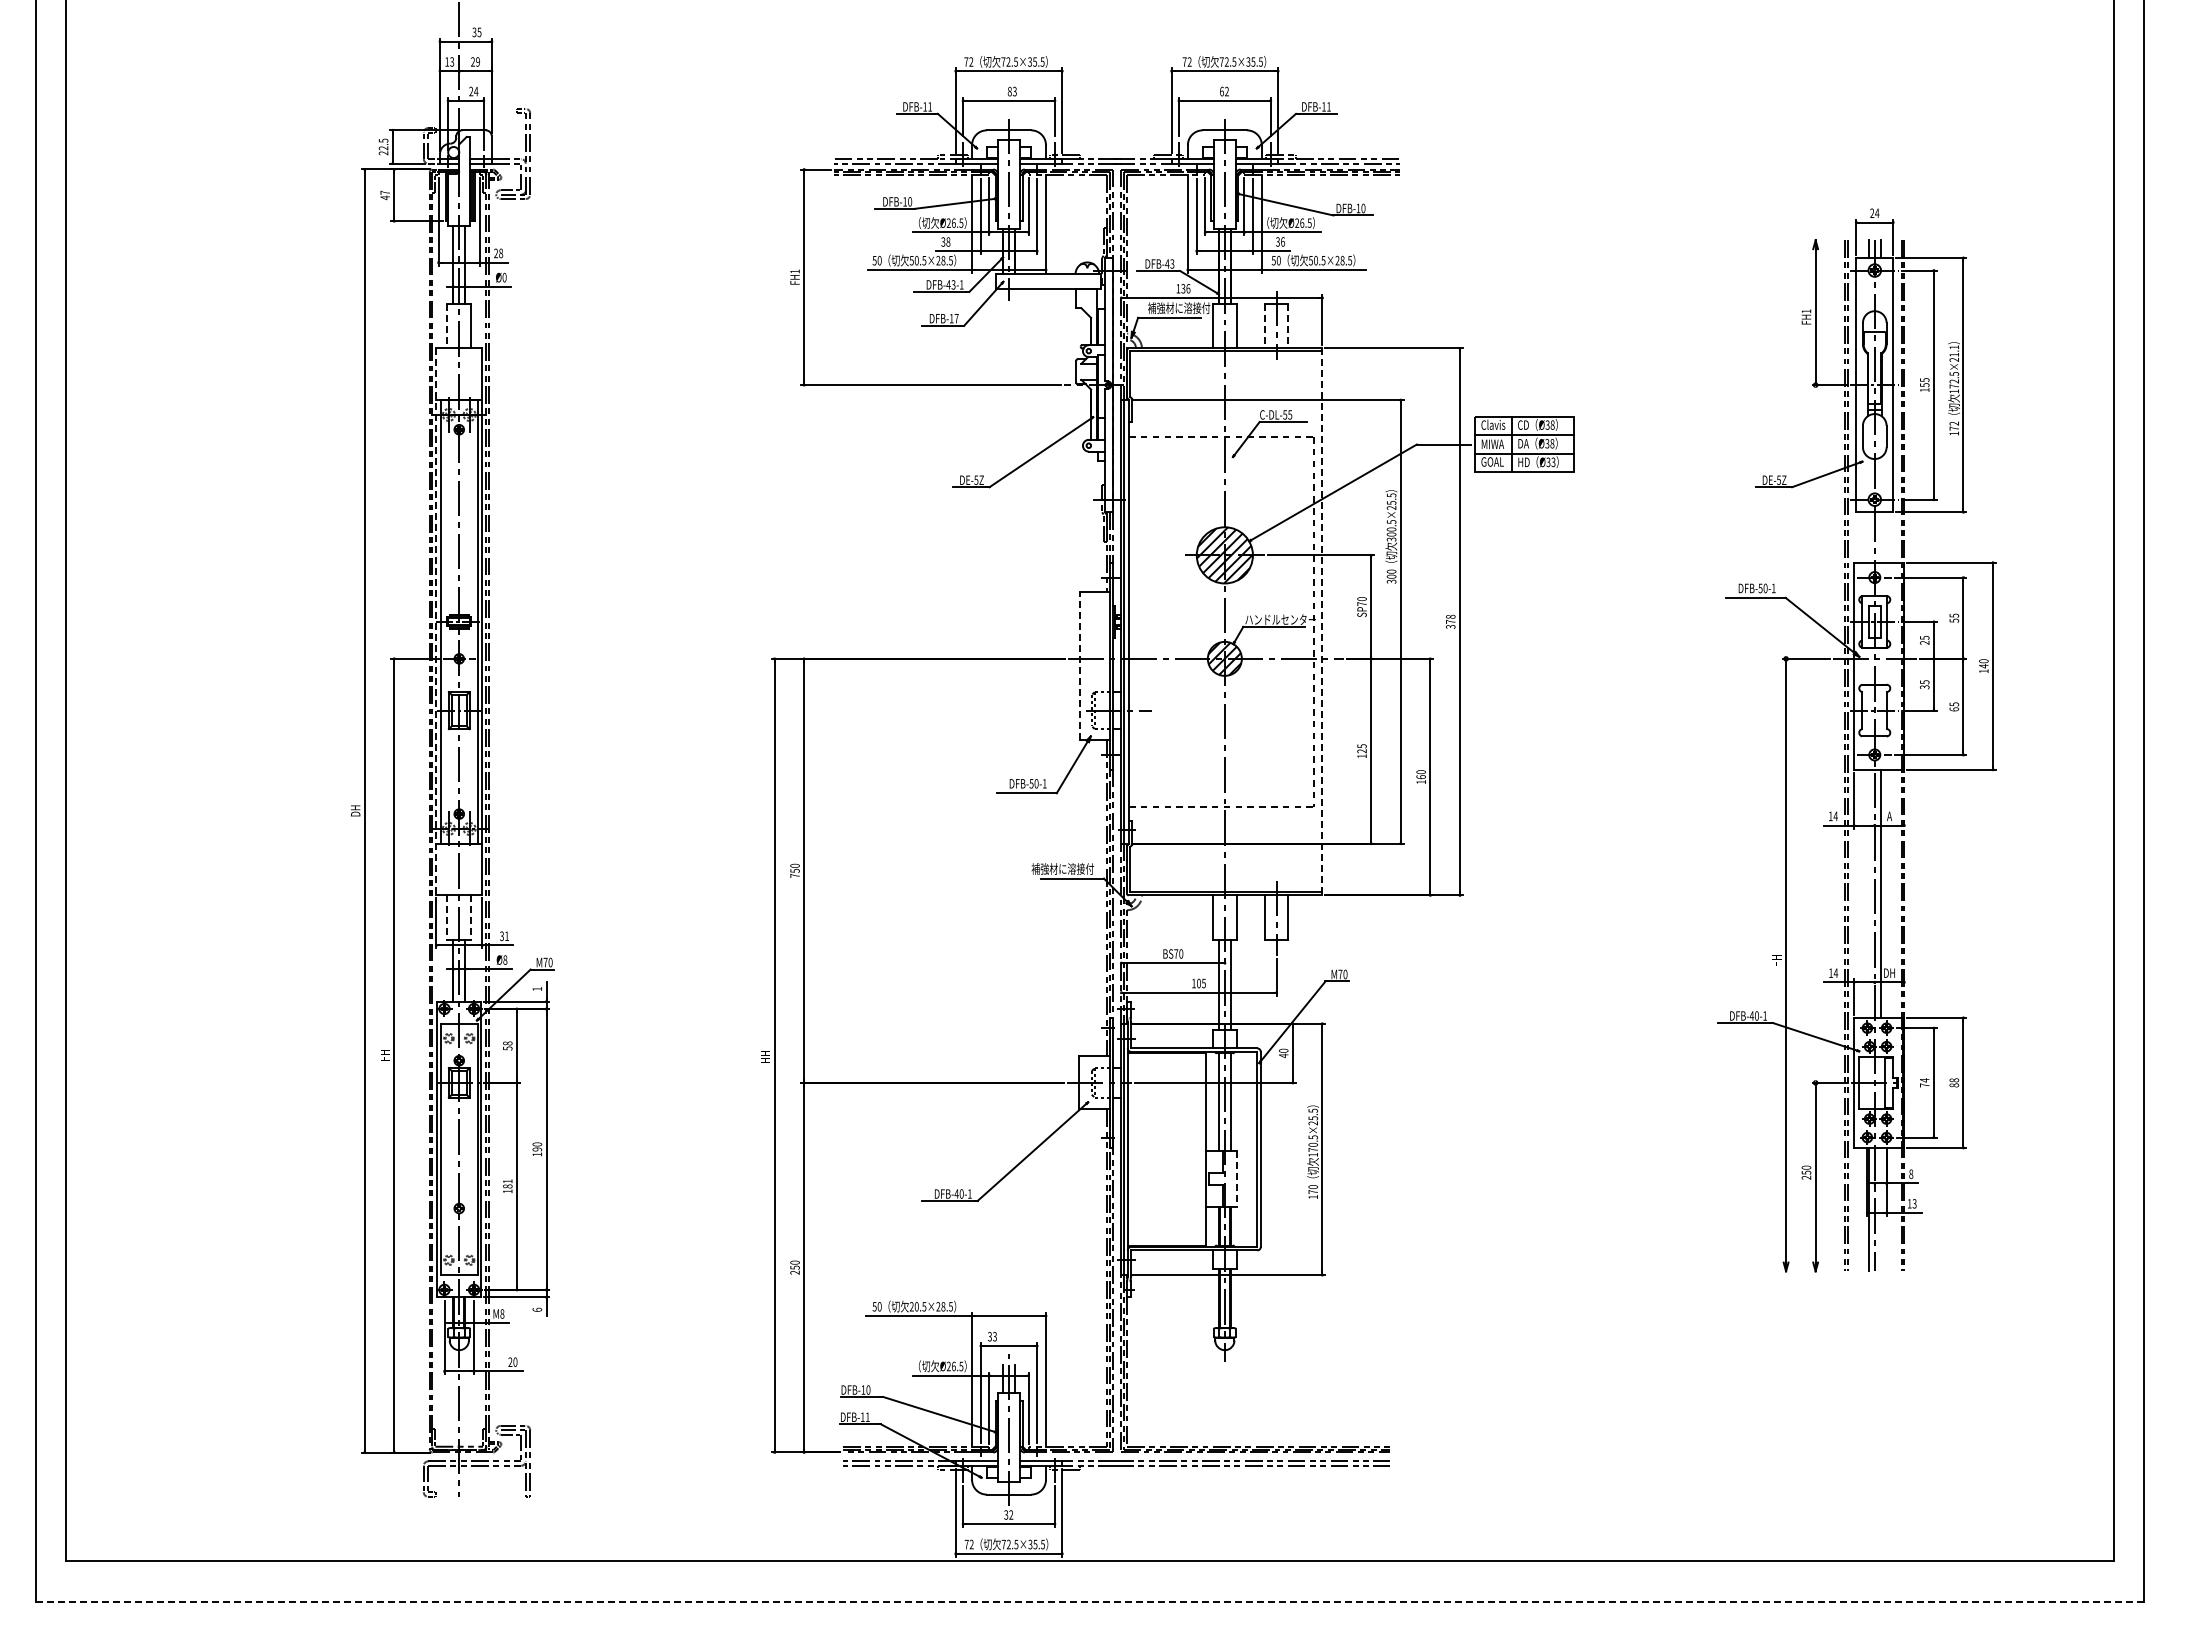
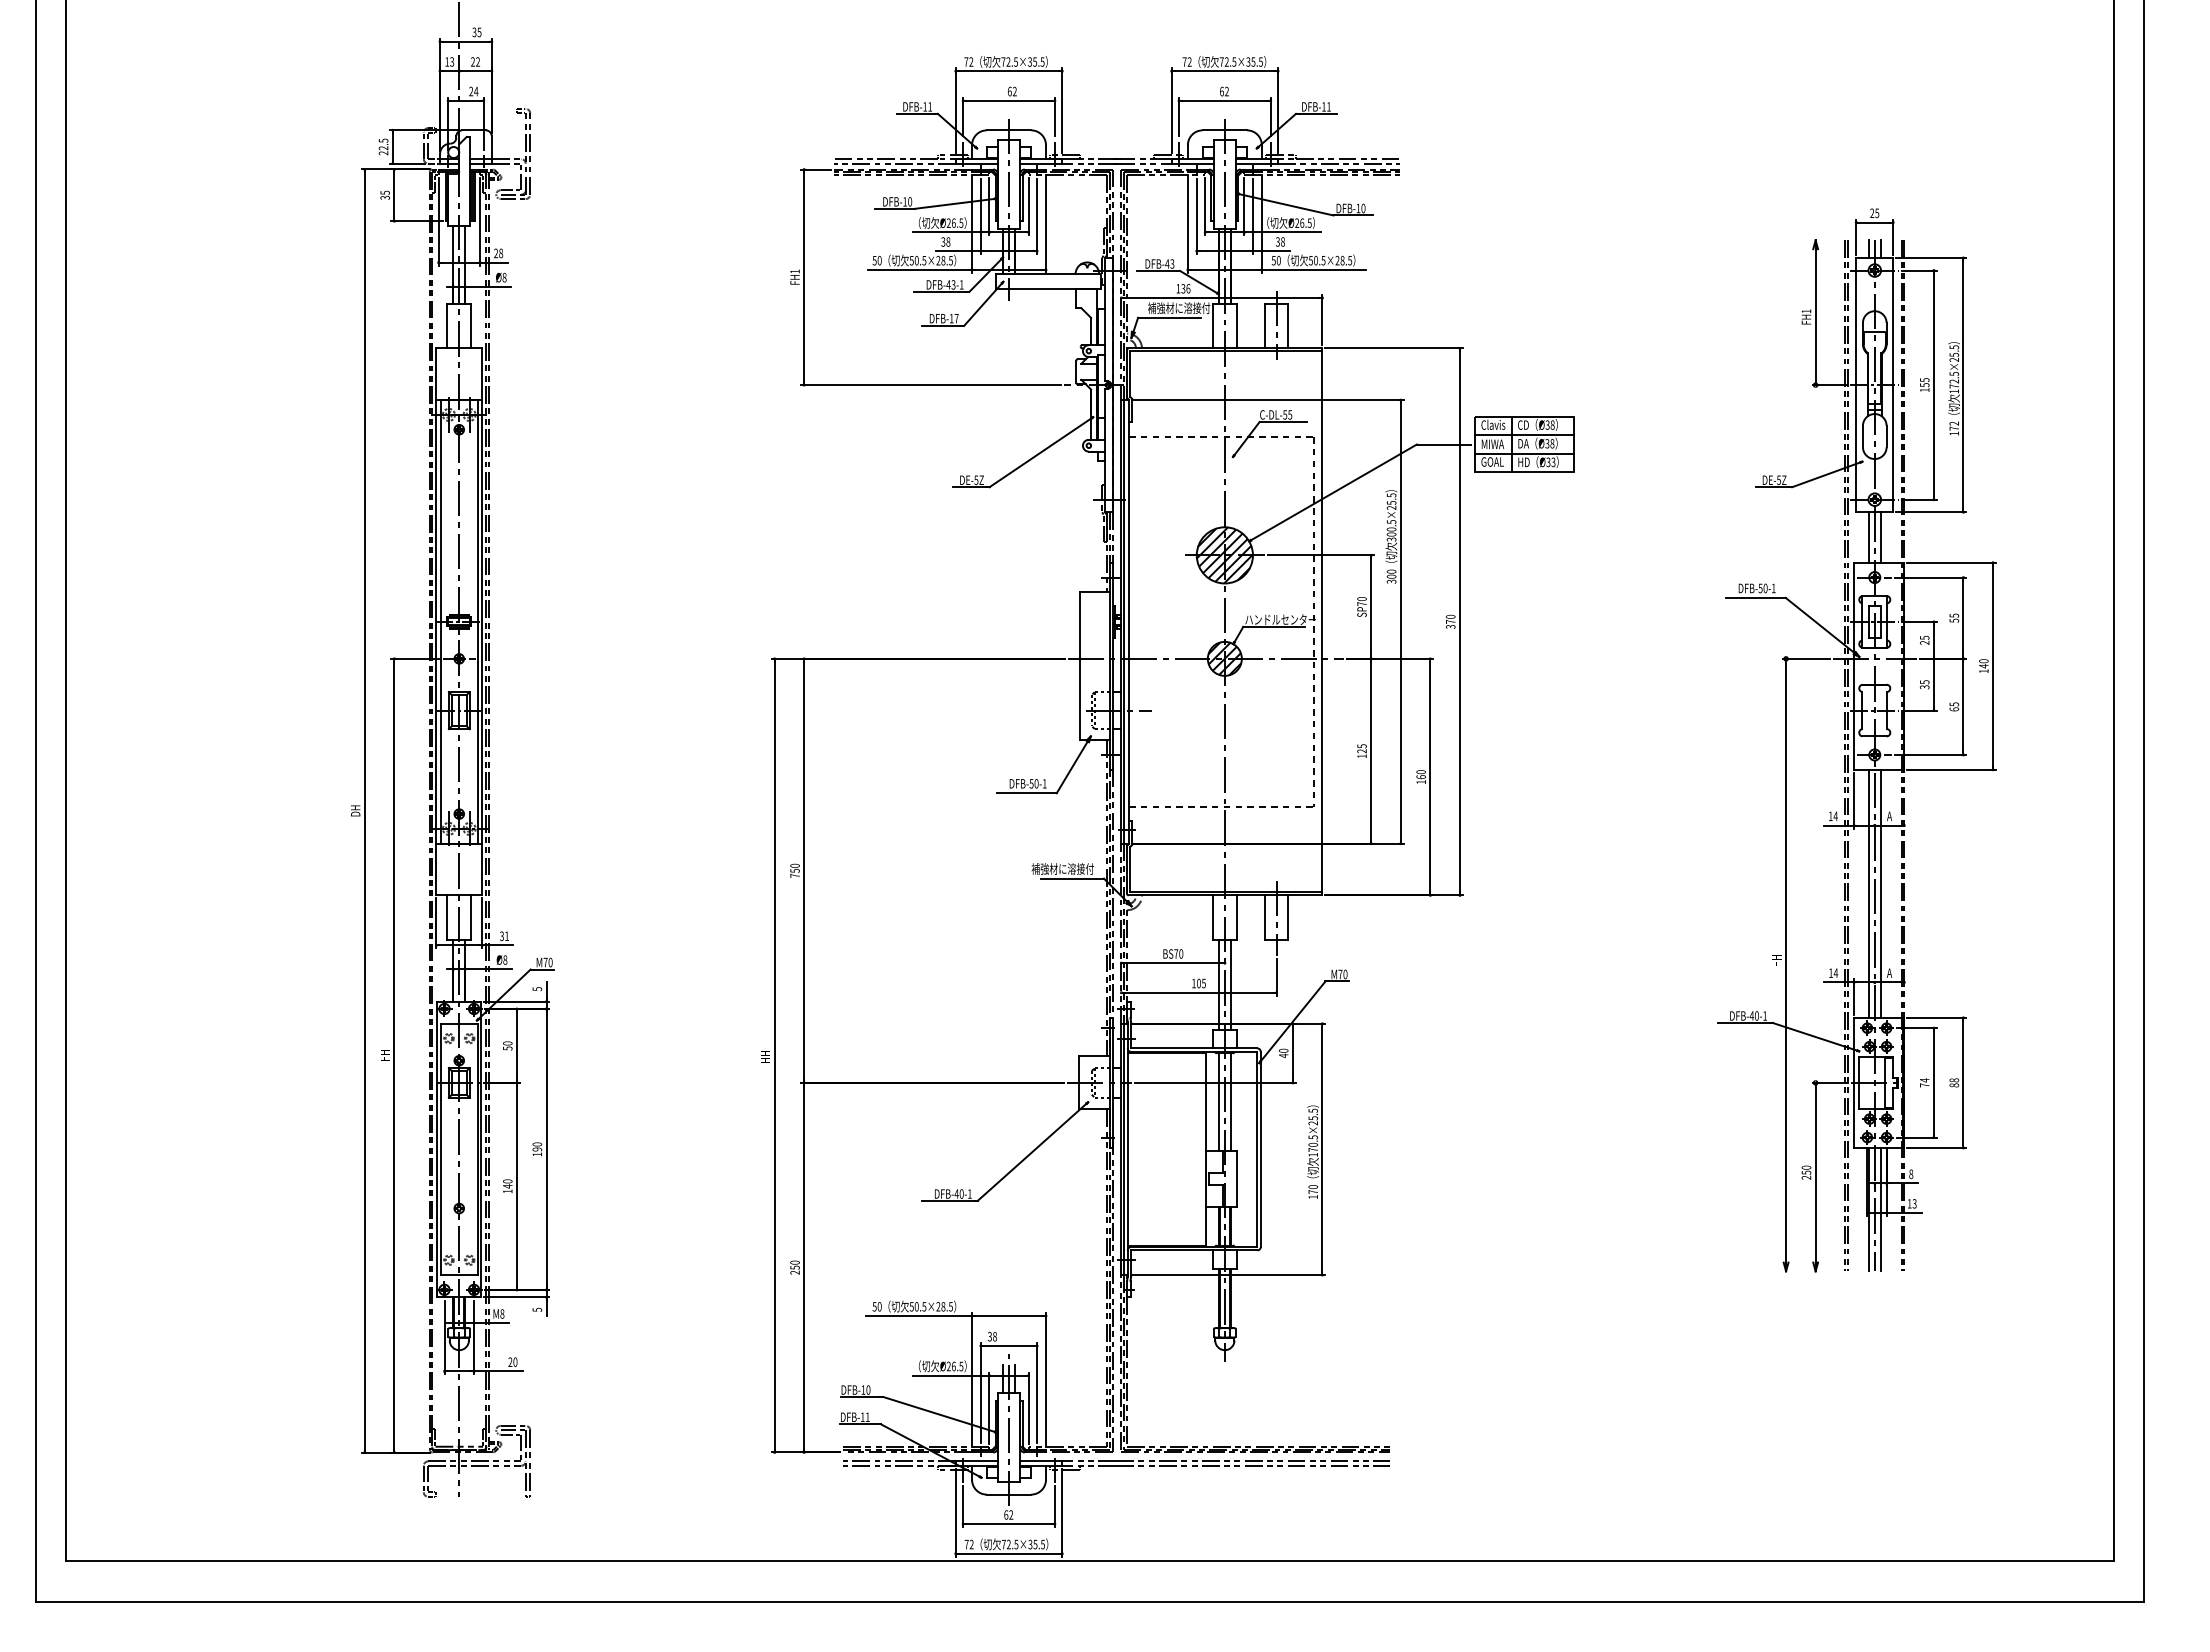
text: 29 -> 22 (477, 61)
text: 83 -> 62 (1011, 91)
text: 47 -> 35 (384, 195)
text: 24 -> 25 (1877, 213)
text: 36 -> 38 (1282, 241)
text: Ø0 -> Ø8 (504, 278)
line: dashed -> solid (447, 326)
line: dashed -> solid (1264, 326)
line: dashed -> solid (1288, 326)
text: 172.5×21.1 -> 172.5×25.5 (1954, 350)
line: none -> present (1868, 537)
line: none -> present (1880, 537)
text: 378 -> 370 (1451, 616)
line: dashed -> solid (436, 622)
line: dashed -> solid (1322, 622)
line: dashed -> solid (1079, 666)
line: none -> present (1868, 893)
line: dashed -> solid (447, 918)
line: dashed -> solid (471, 918)
text: DH -> A (1889, 972)
text: 1 -> 5 (537, 989)
text: 58 -> 50 (508, 1043)
line: dashed -> solid (1236, 1179)
text: 181 -> 140 (507, 1183)
line: none -> present (1880, 1209)
text: 20.5×28.5 -> 50.5×28.5 (911, 1306)
text: 6 -> 5 (537, 1309)
text: 33 -> 38 (994, 1336)
text: 32 -> 62 (1006, 1514)
line: dashed -> solid (1089, 1602)
